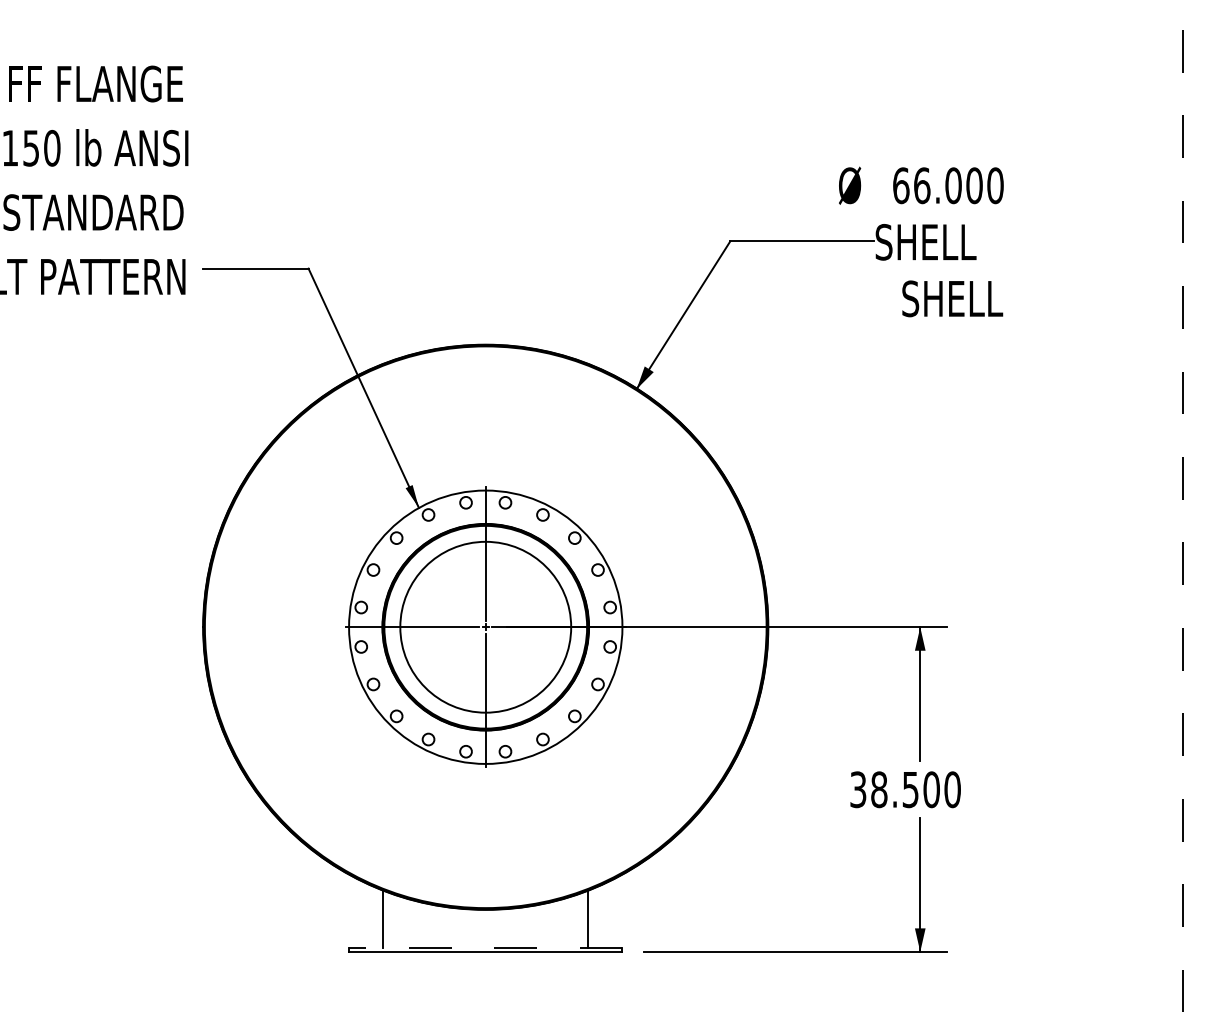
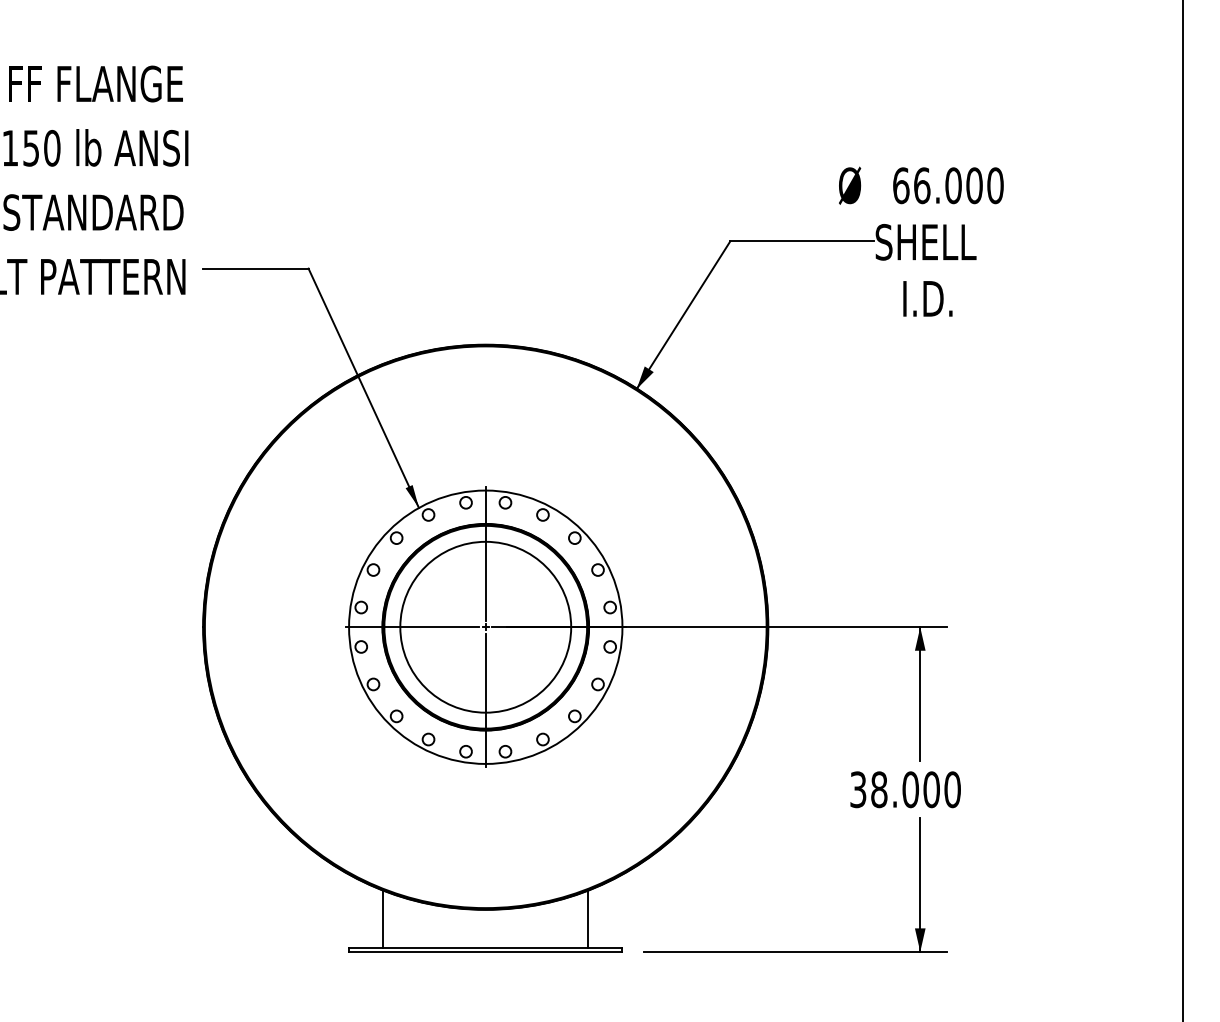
text: SHELL -> I.D. (952, 298)
line: dashed -> solid (1183, 510)
text: 38.500 -> 38.000 (910, 789)
line: dashed -> solid (485, 947)
